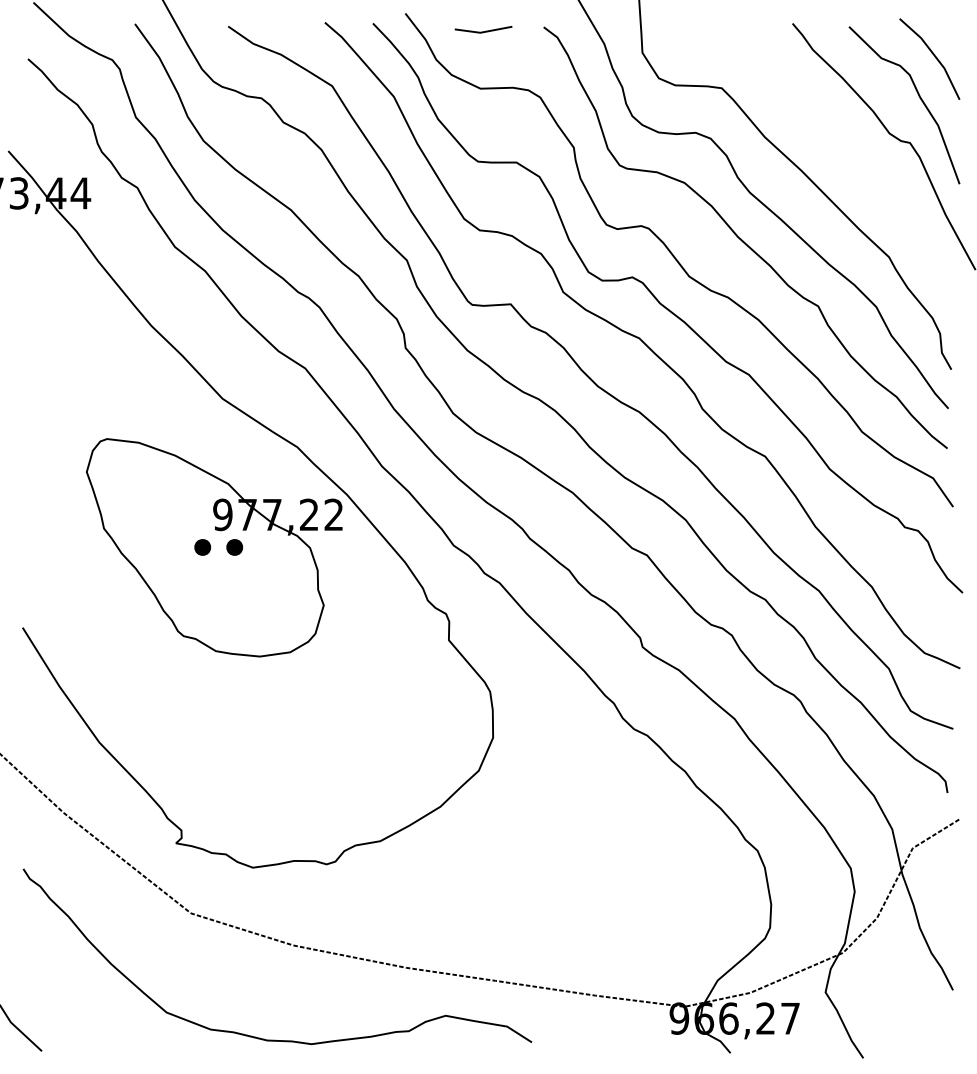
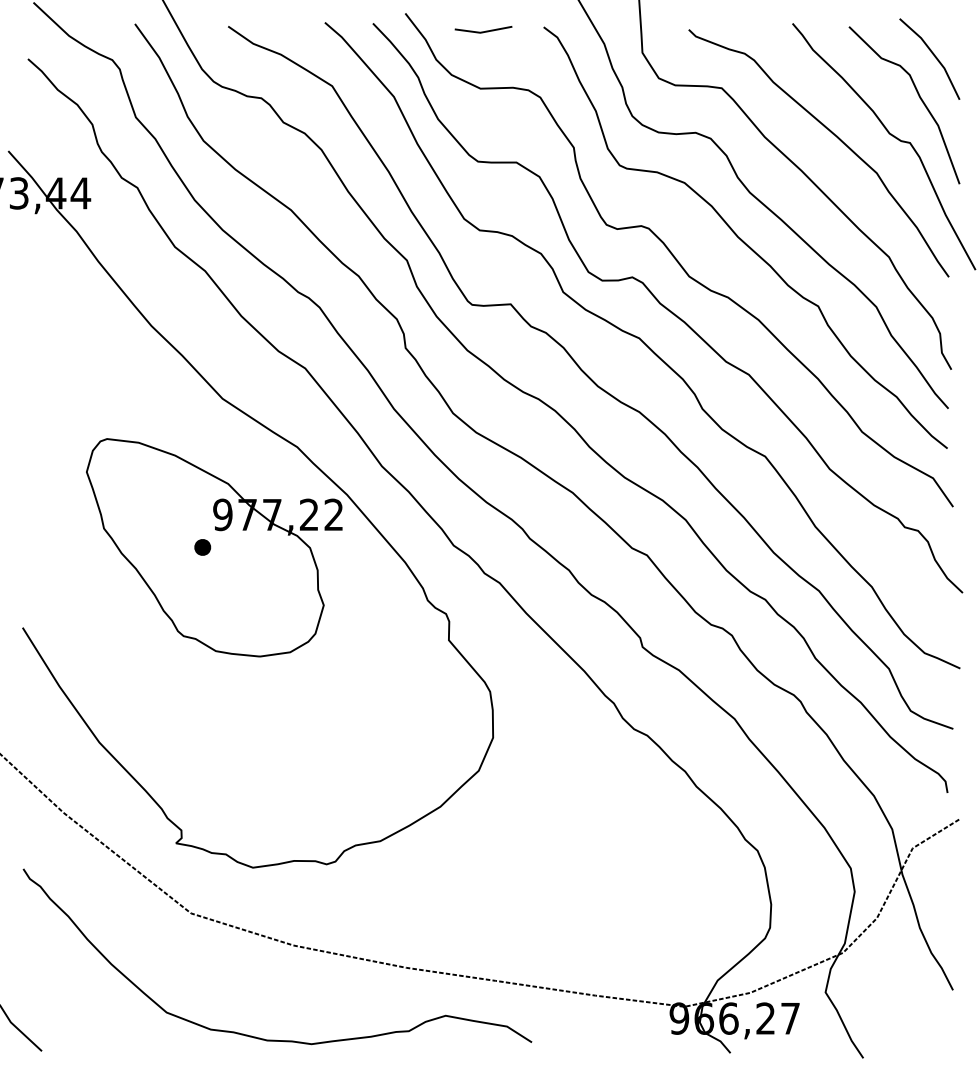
curve: none -> present (832, 134)
part: present -> none (234, 547)
